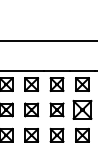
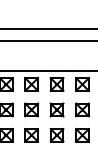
line: none -> present (48, 29)
part size: 21x20 px -> 15x16 px (82, 109)
